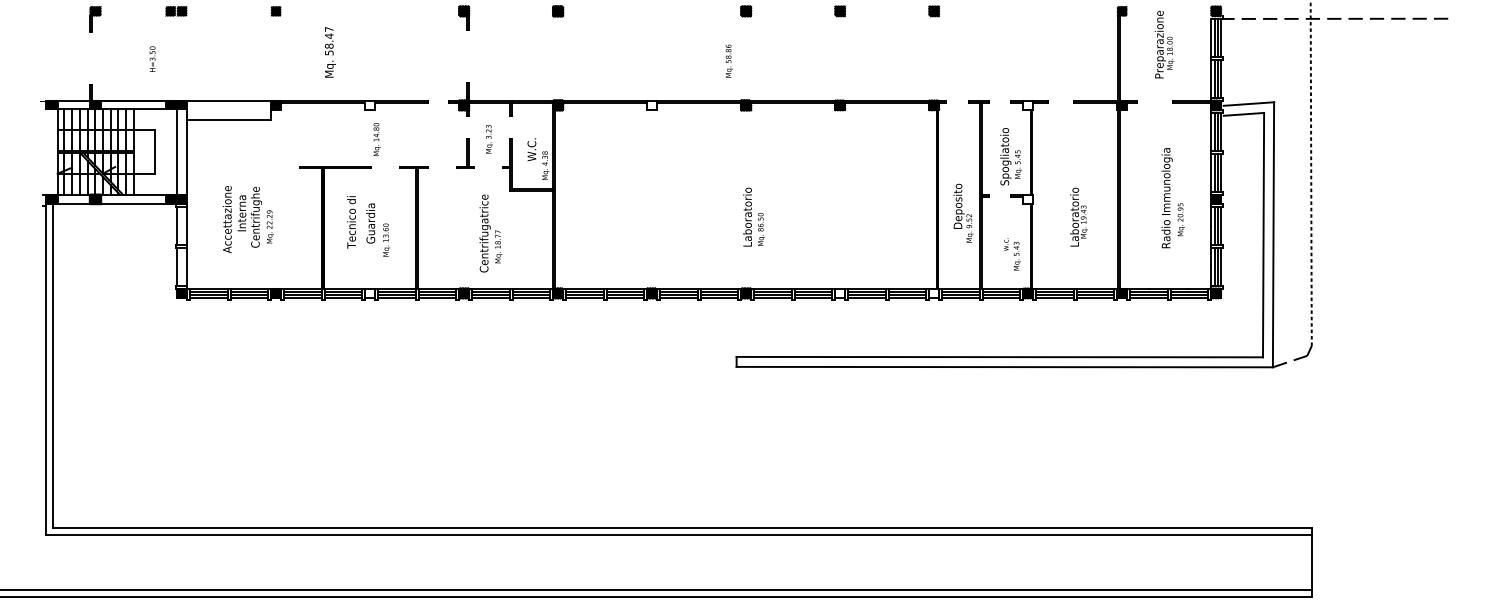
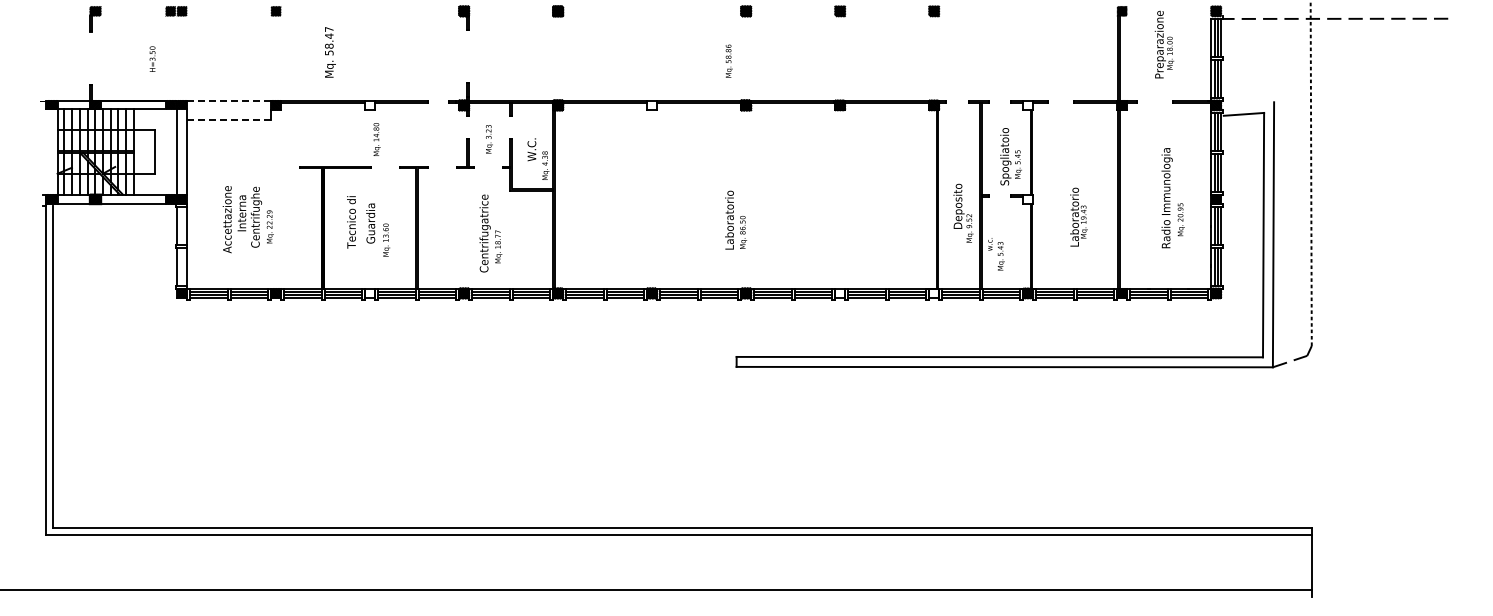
line: solid -> dashed (229, 100)
line: present -> none (1248, 103)
line: solid -> dashed (229, 120)
text position: (753, 216) -> (735, 219) (735, 219)
text position: (1012, 254) -> (996, 254) (996, 254)
line: present -> none (656, 597)
